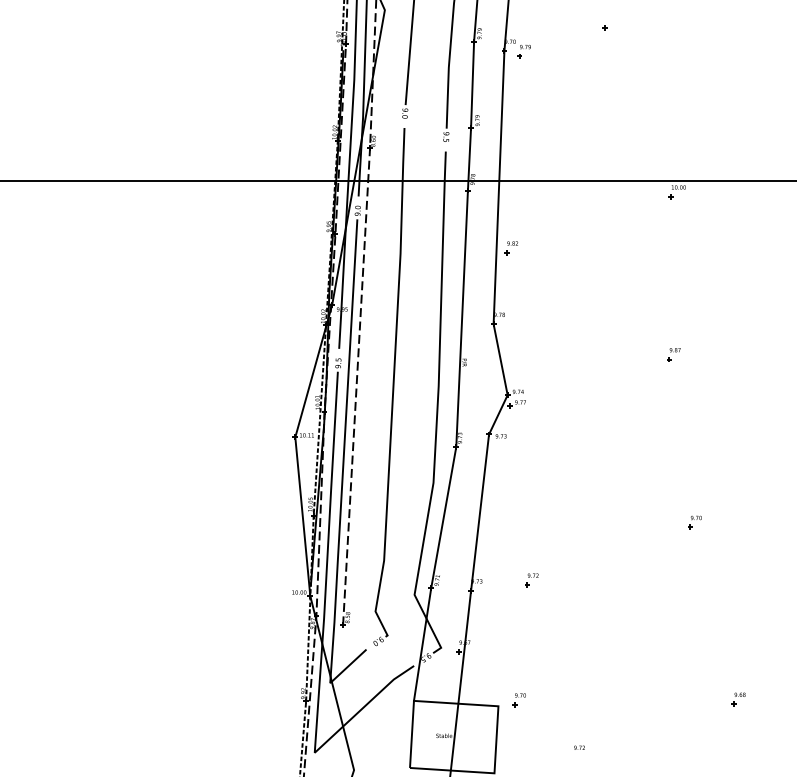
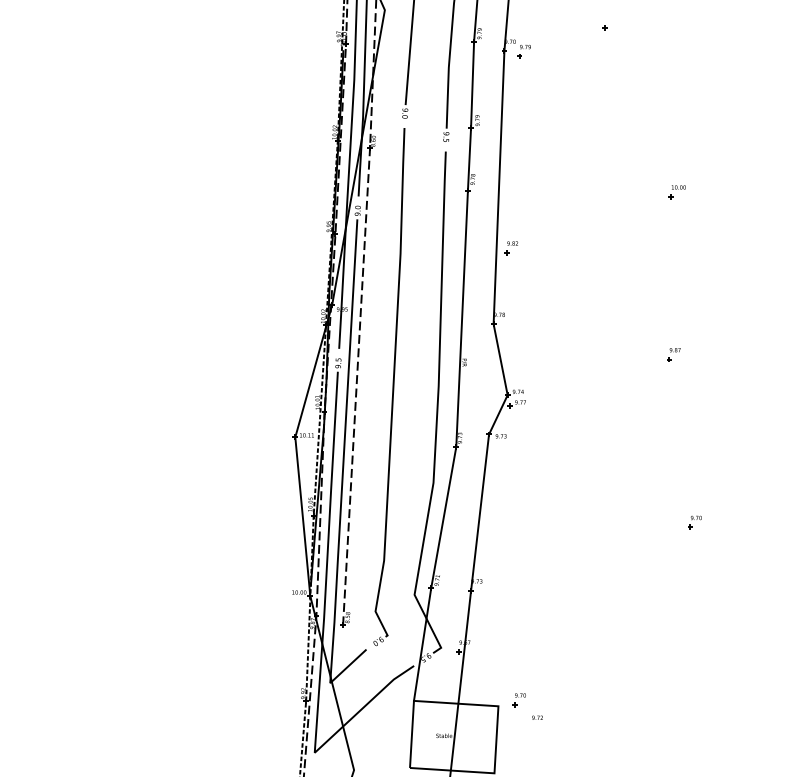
line: present -> none (397, 181)
part: present -> none (531, 580)
part: present -> none (738, 699)
text position: (579, 747) -> (537, 717) (537, 717)
